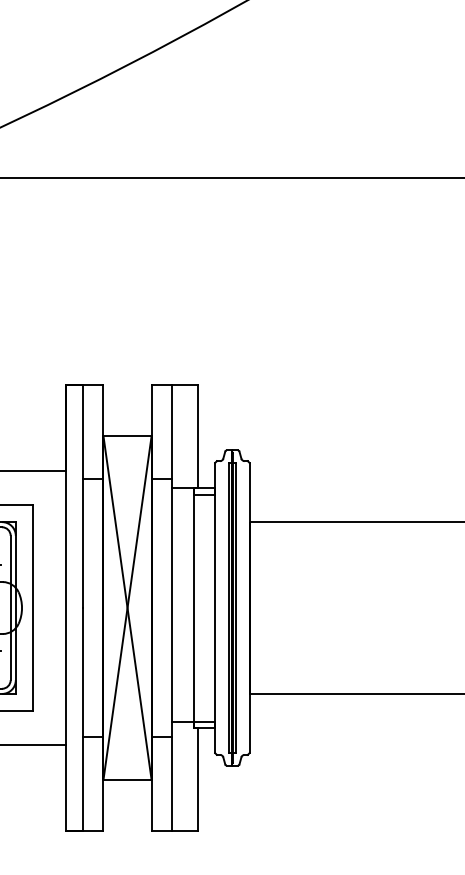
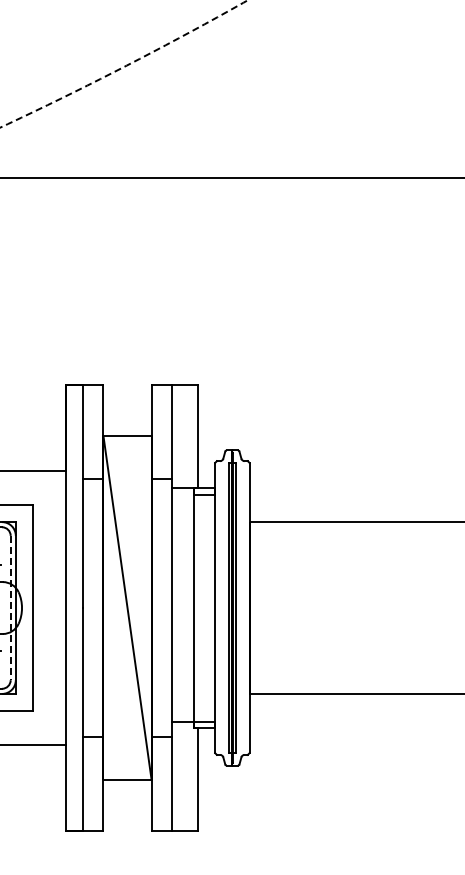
arc: solid -> dashed (125, 66)
line: present -> none (127, 607)
line: solid -> dashed (10, 608)
